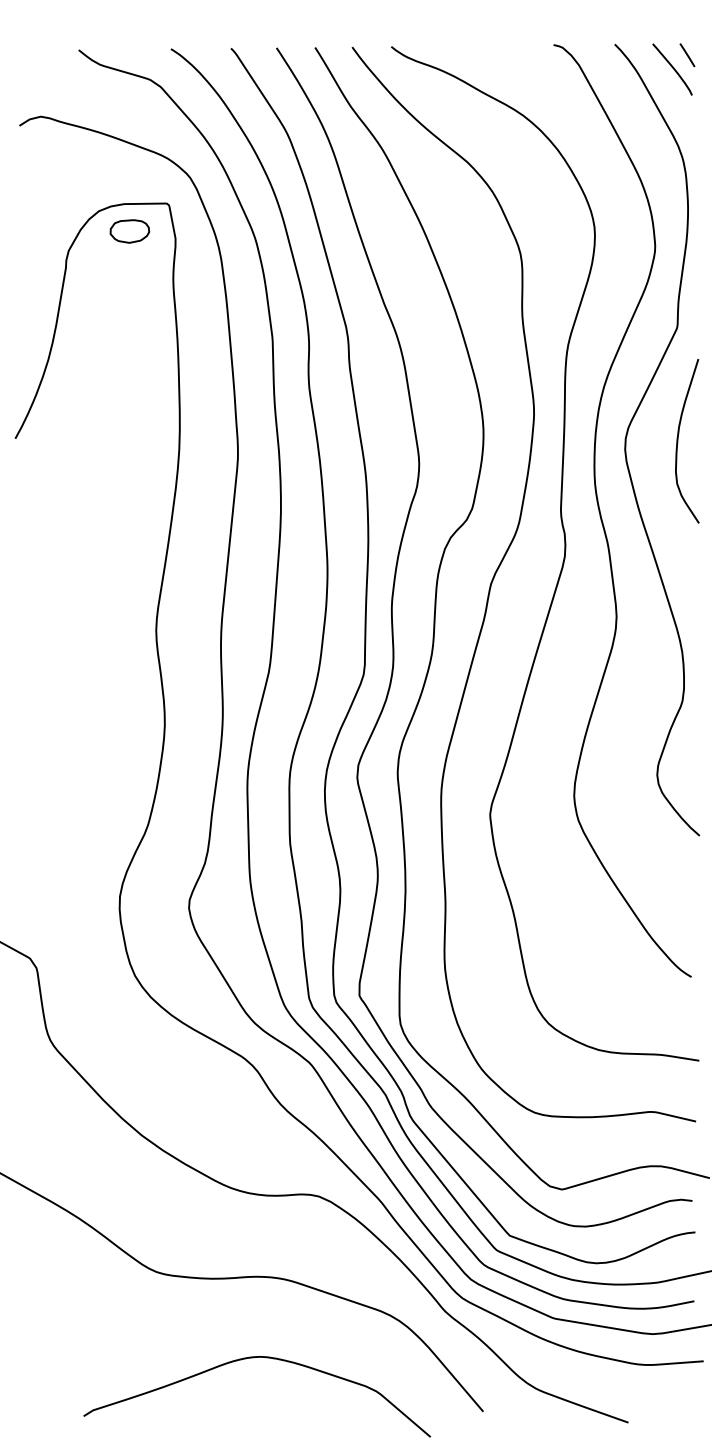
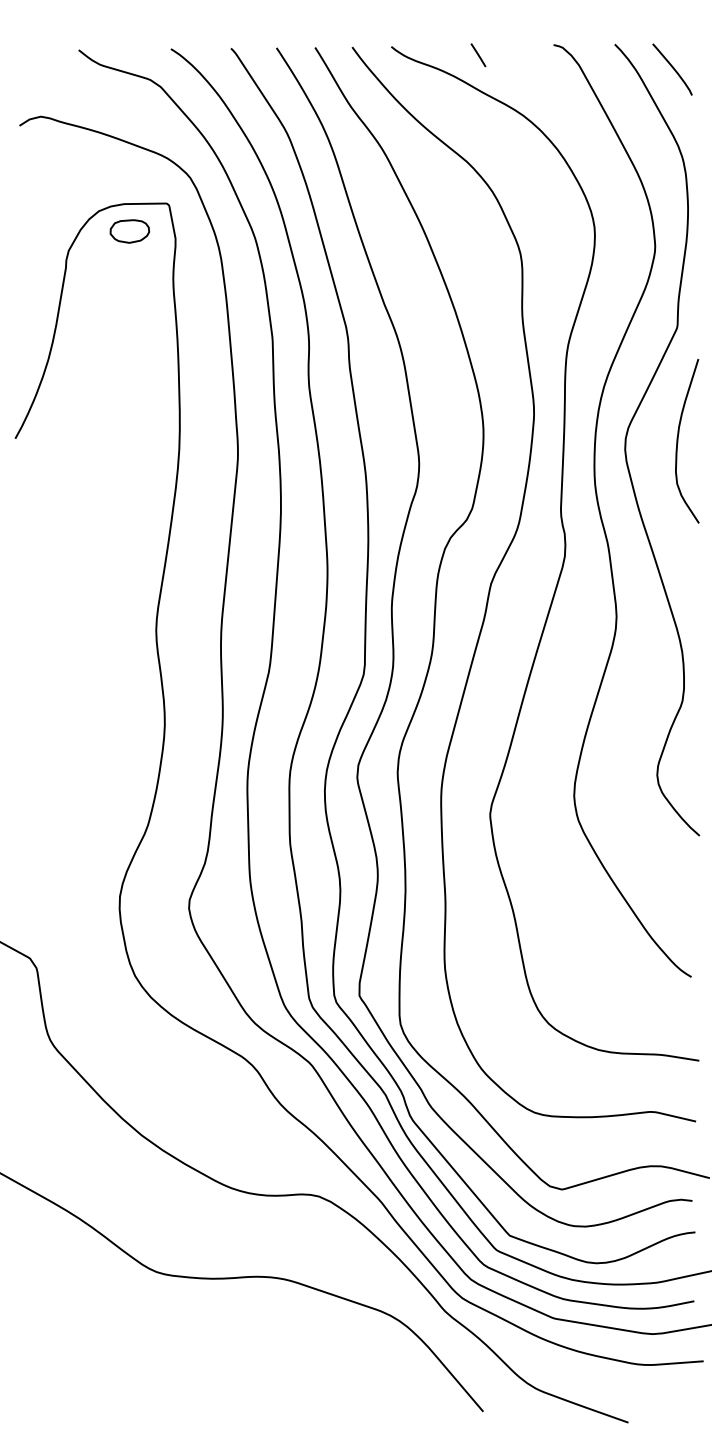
line position: (687, 55) -> (478, 55) (478, 55)
curve: present -> none (253, 1358)
